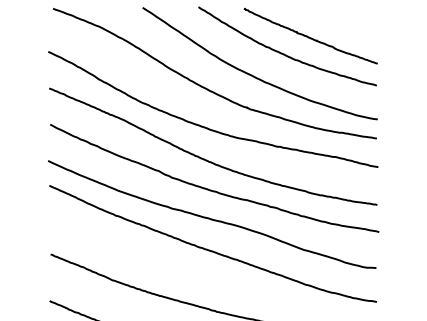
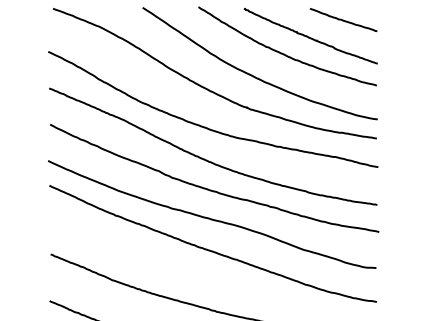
curve: none -> present (343, 19)
